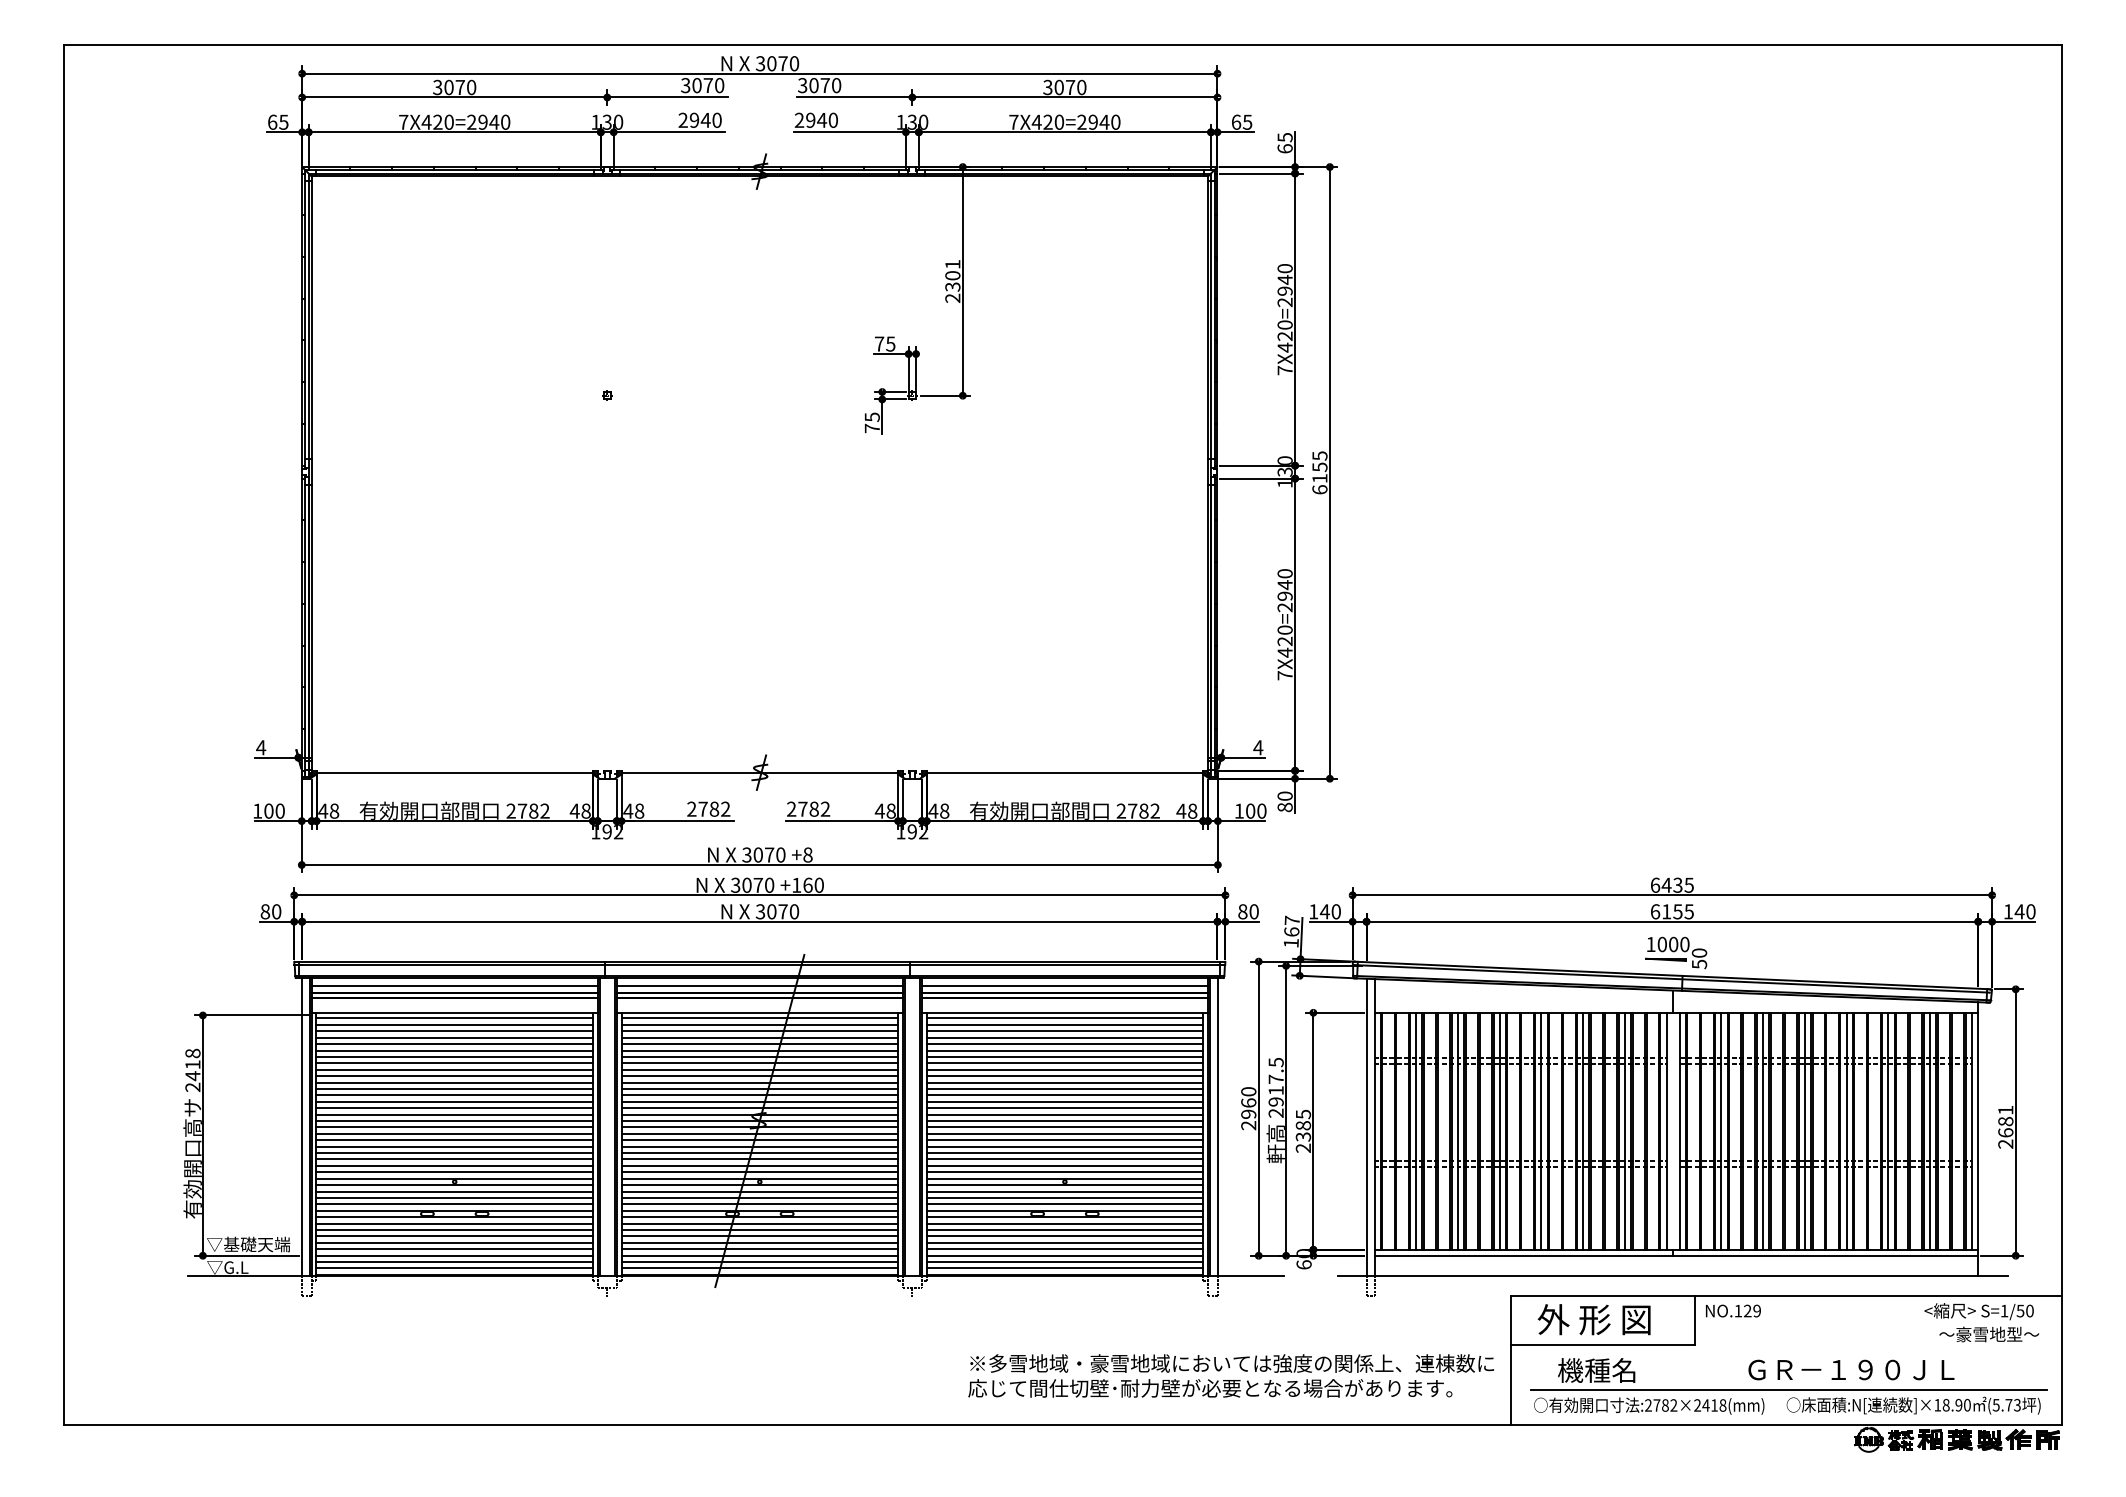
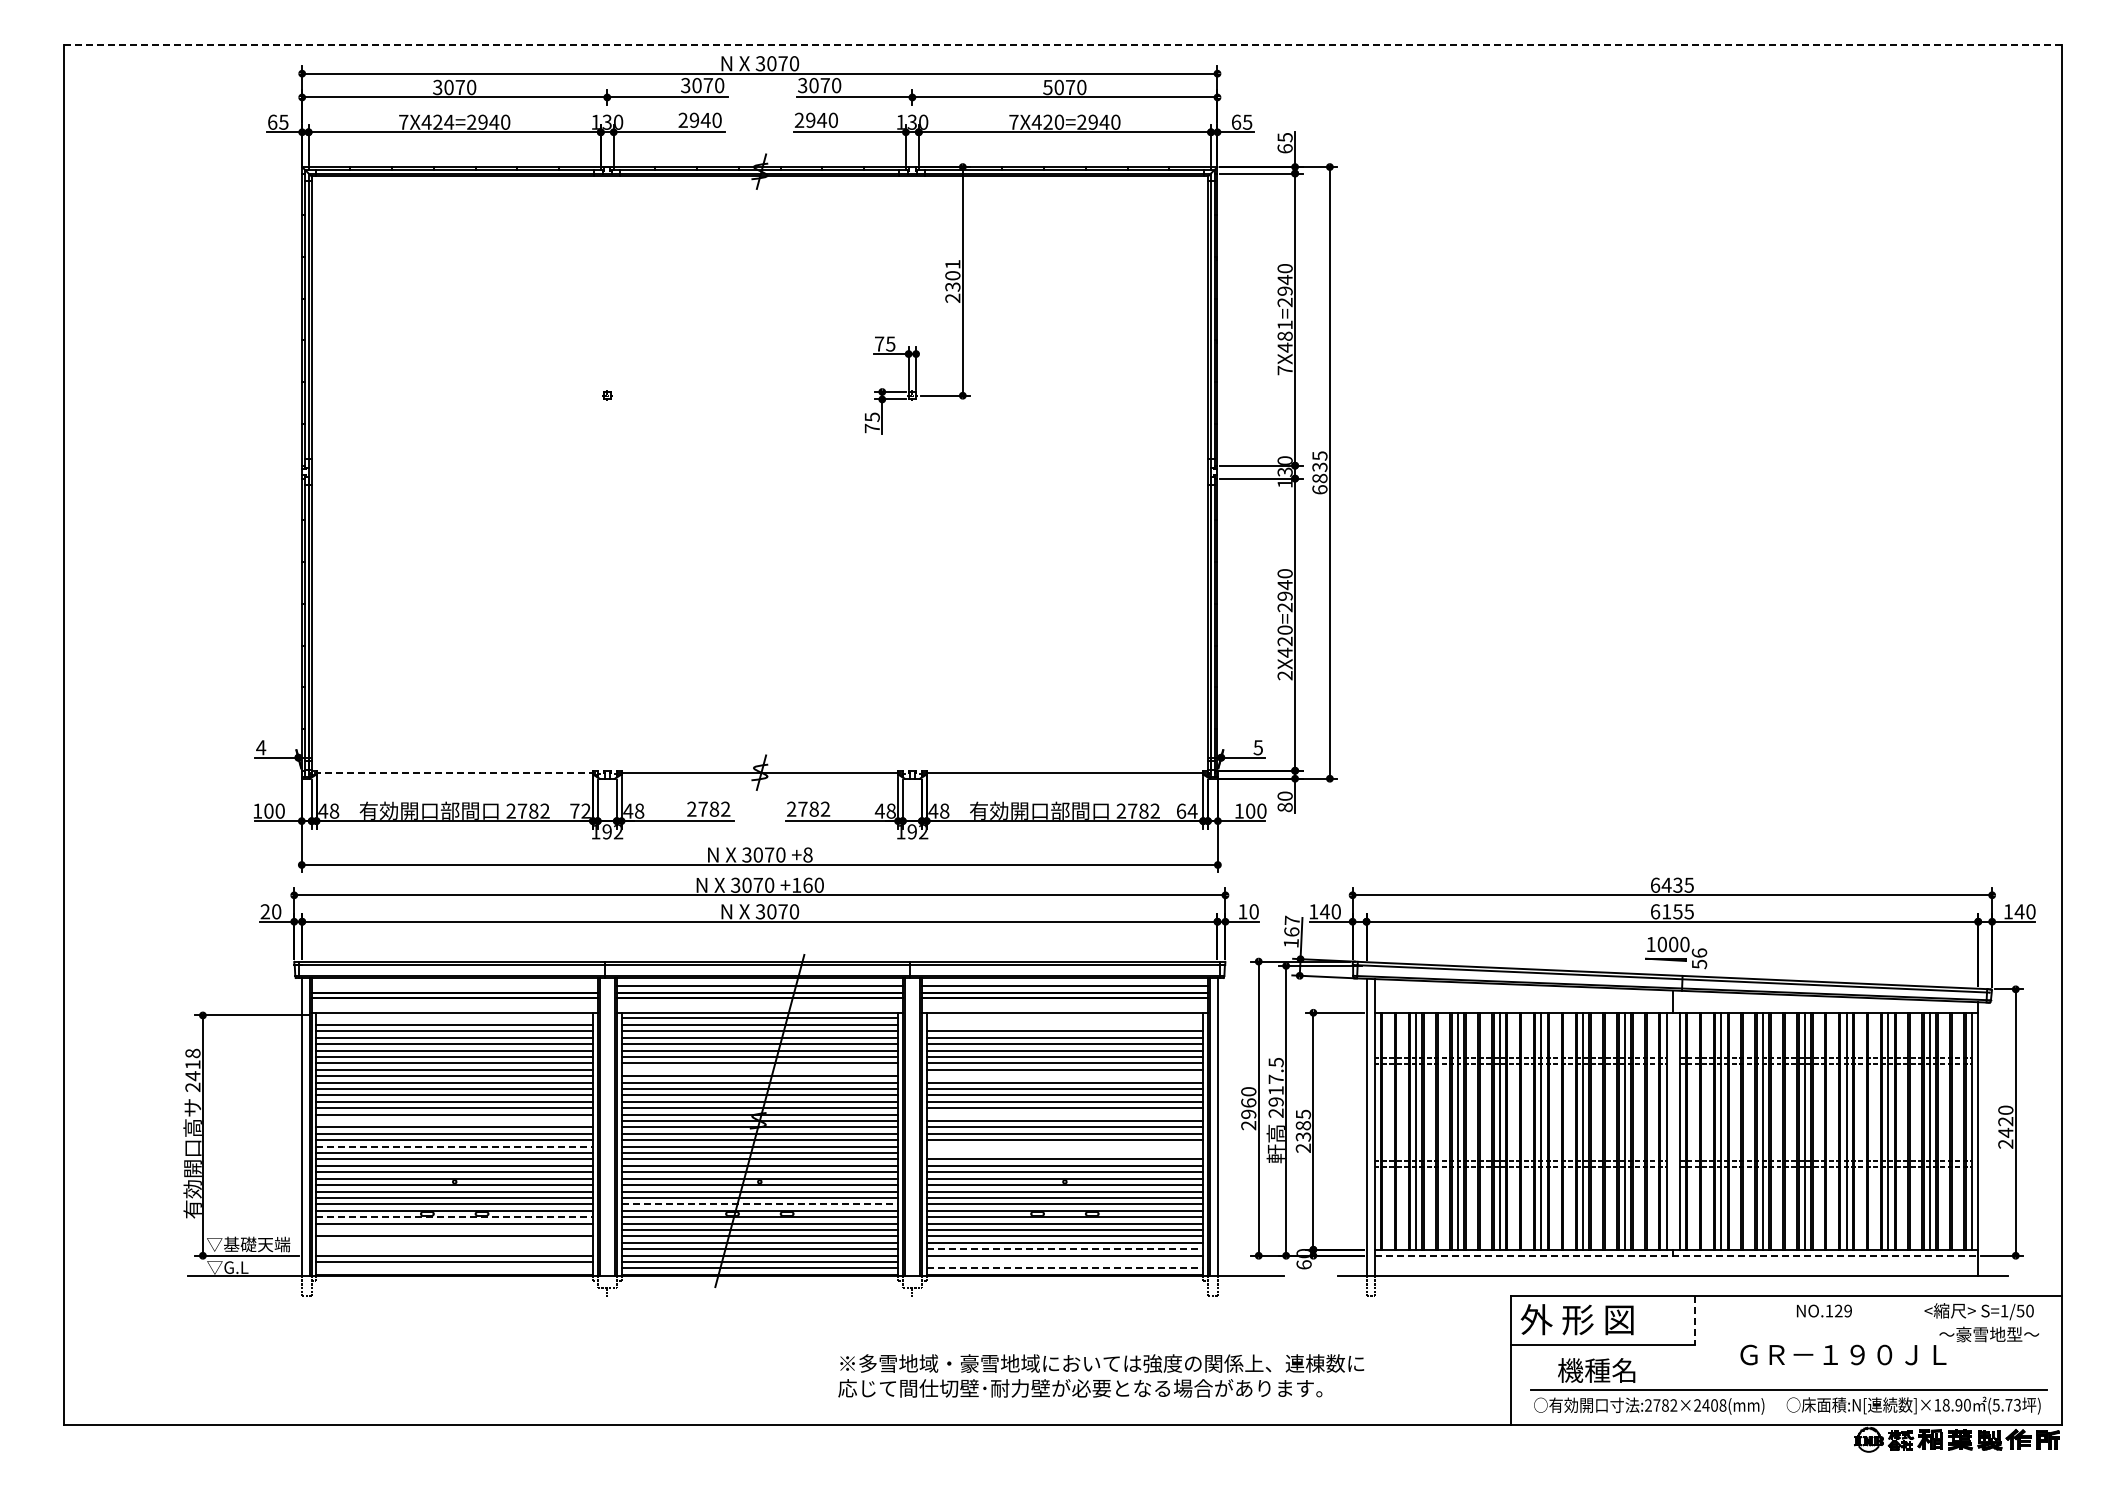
line: solid -> dashed (1063, 45)
text: 3070 -> 5070 (1047, 86)
text: 7X420=2940 -> 7X424=2940 (449, 121)
text: 7X420=2940 -> 7X481=2940 (1284, 330)
text: 6155 -> 6835 (1319, 472)
text: 7X420=2940 -> 2X420=2940 (1284, 675)
text: 4 -> 5 (1258, 747)
line: solid -> dashed (454, 772)
text: 48 -> 72 (579, 810)
text: 48 -> 64 (1186, 810)
text: 80 -> 20 (265, 911)
text: 80 -> 10 (1242, 911)
text: 50 -> 56 (1698, 952)
line: present -> none (454, 986)
line: present -> none (454, 1018)
line: present -> none (1064, 1018)
line: present -> none (1064, 1024)
line: present -> none (759, 1069)
line: present -> none (1064, 1076)
line: present -> none (1064, 1114)
line: present -> none (454, 1121)
text: 2681 -> 2420 (2005, 1121)
line: solid -> dashed (455, 1146)
line: present -> none (1064, 1146)
line: present -> none (1064, 1153)
line: solid -> dashed (760, 1204)
line: solid -> dashed (455, 1217)
line: present -> none (454, 1229)
line: present -> none (454, 1242)
line: present -> none (454, 1249)
line: solid -> dashed (1065, 1249)
line: solid -> dashed (1676, 1255)
line: present -> none (1064, 1262)
line: present -> none (454, 1268)
line: solid -> dashed (1065, 1268)
text position: (1733, 1310) -> (1824, 1310) (1824, 1310)
text position: (1593, 1319) -> (1576, 1319) (1576, 1319)
line: solid -> dashed (1694, 1320)
text position: (1851, 1369) -> (1843, 1354) (1843, 1354)
text position: (1231, 1375) -> (1101, 1375) (1101, 1375)
text: :2782×2418(mm) -> :2782×2408(mm) (1714, 1405)
